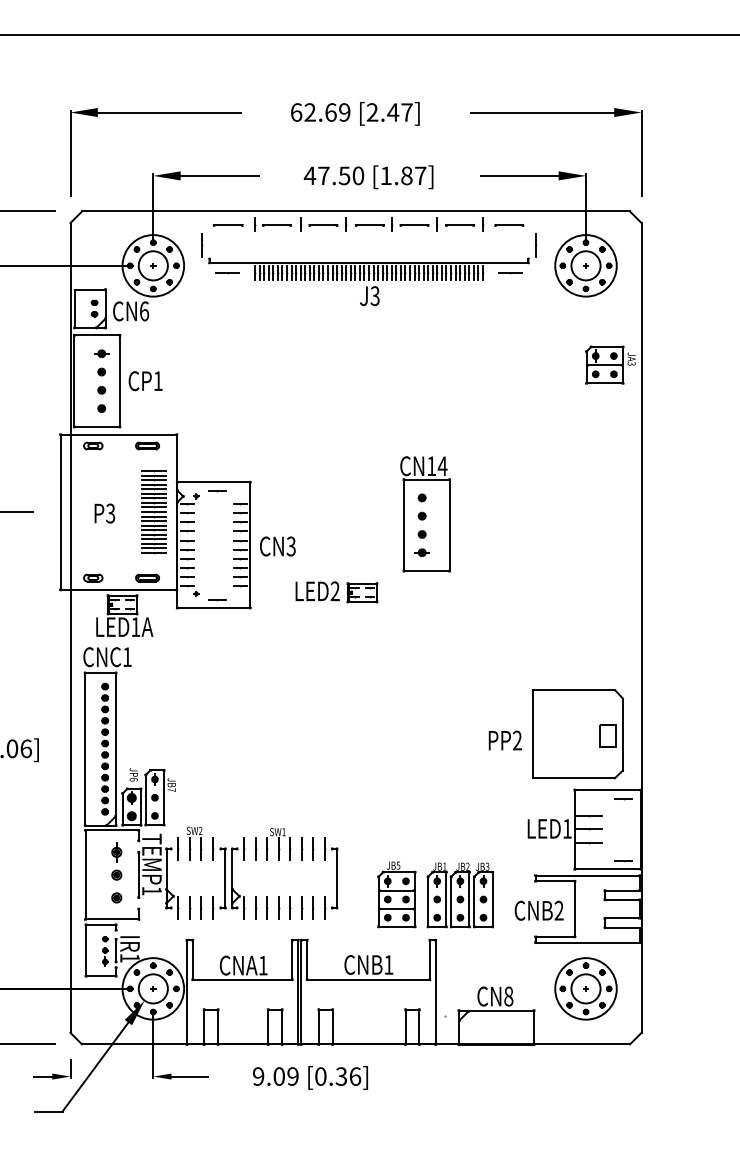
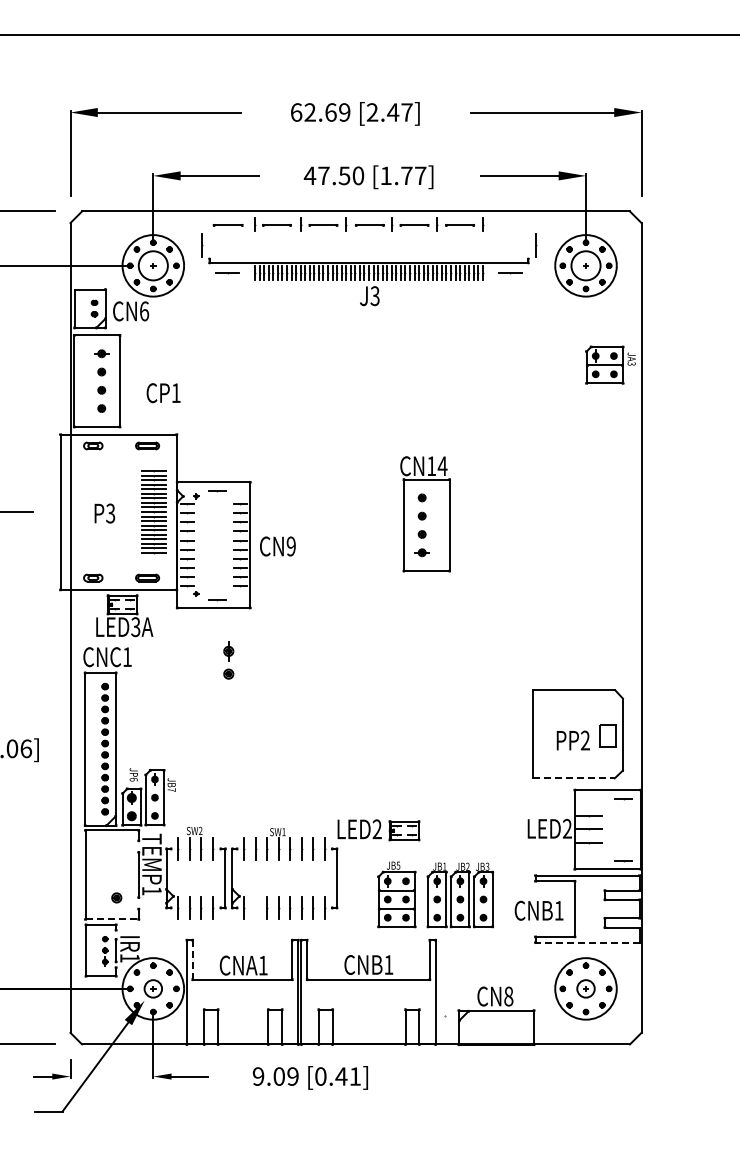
text: [1.87] -> [1.77] (406, 175)
line: present -> none (509, 225)
text position: (145, 381) -> (163, 393) (163, 393)
text: CN3 -> CN9 (290, 546)
part position: (336, 592) -> (378, 830) (378, 830)
text: LED1A -> LED3A (135, 627)
text position: (504, 740) -> (572, 740) (572, 740)
line: solid -> dashed (574, 778)
text: LED1 -> LED2 (566, 828)
part position: (116, 861) -> (228, 660) (228, 660)
line: present -> none (256, 907)
text: CNB2 -> CNB1 (558, 910)
line: solid -> dashed (112, 919)
line: solid -> dashed (587, 942)
line: solid -> dashed (192, 959)
circle diameter: 29 px -> 17 px (153, 988)
circle diameter: 29 px -> 17 px (585, 988)
text: [0.36] -> [0.41] (348, 1076)
